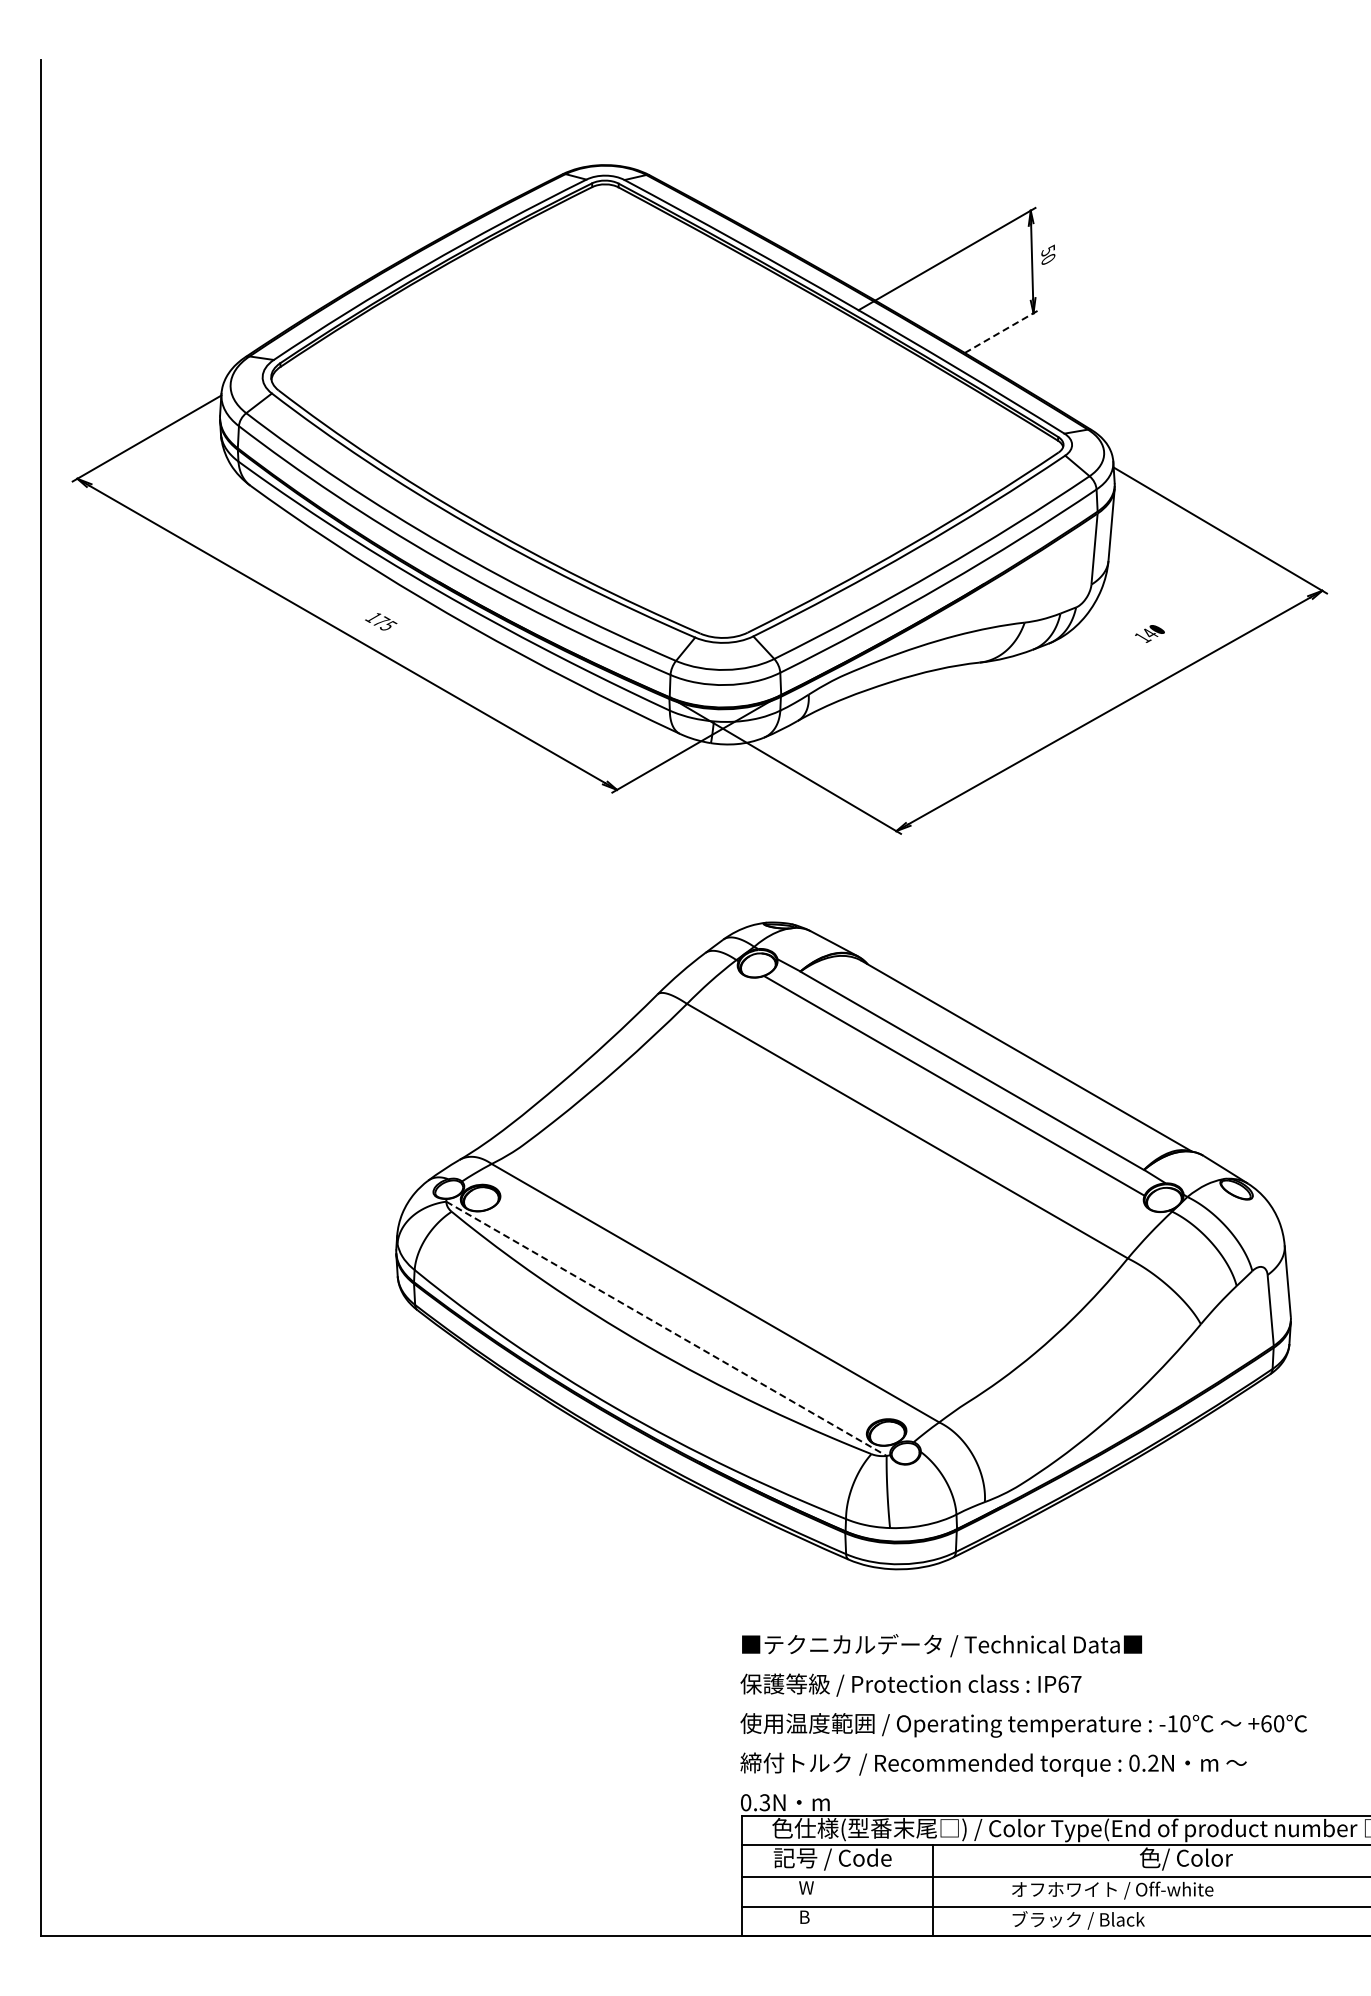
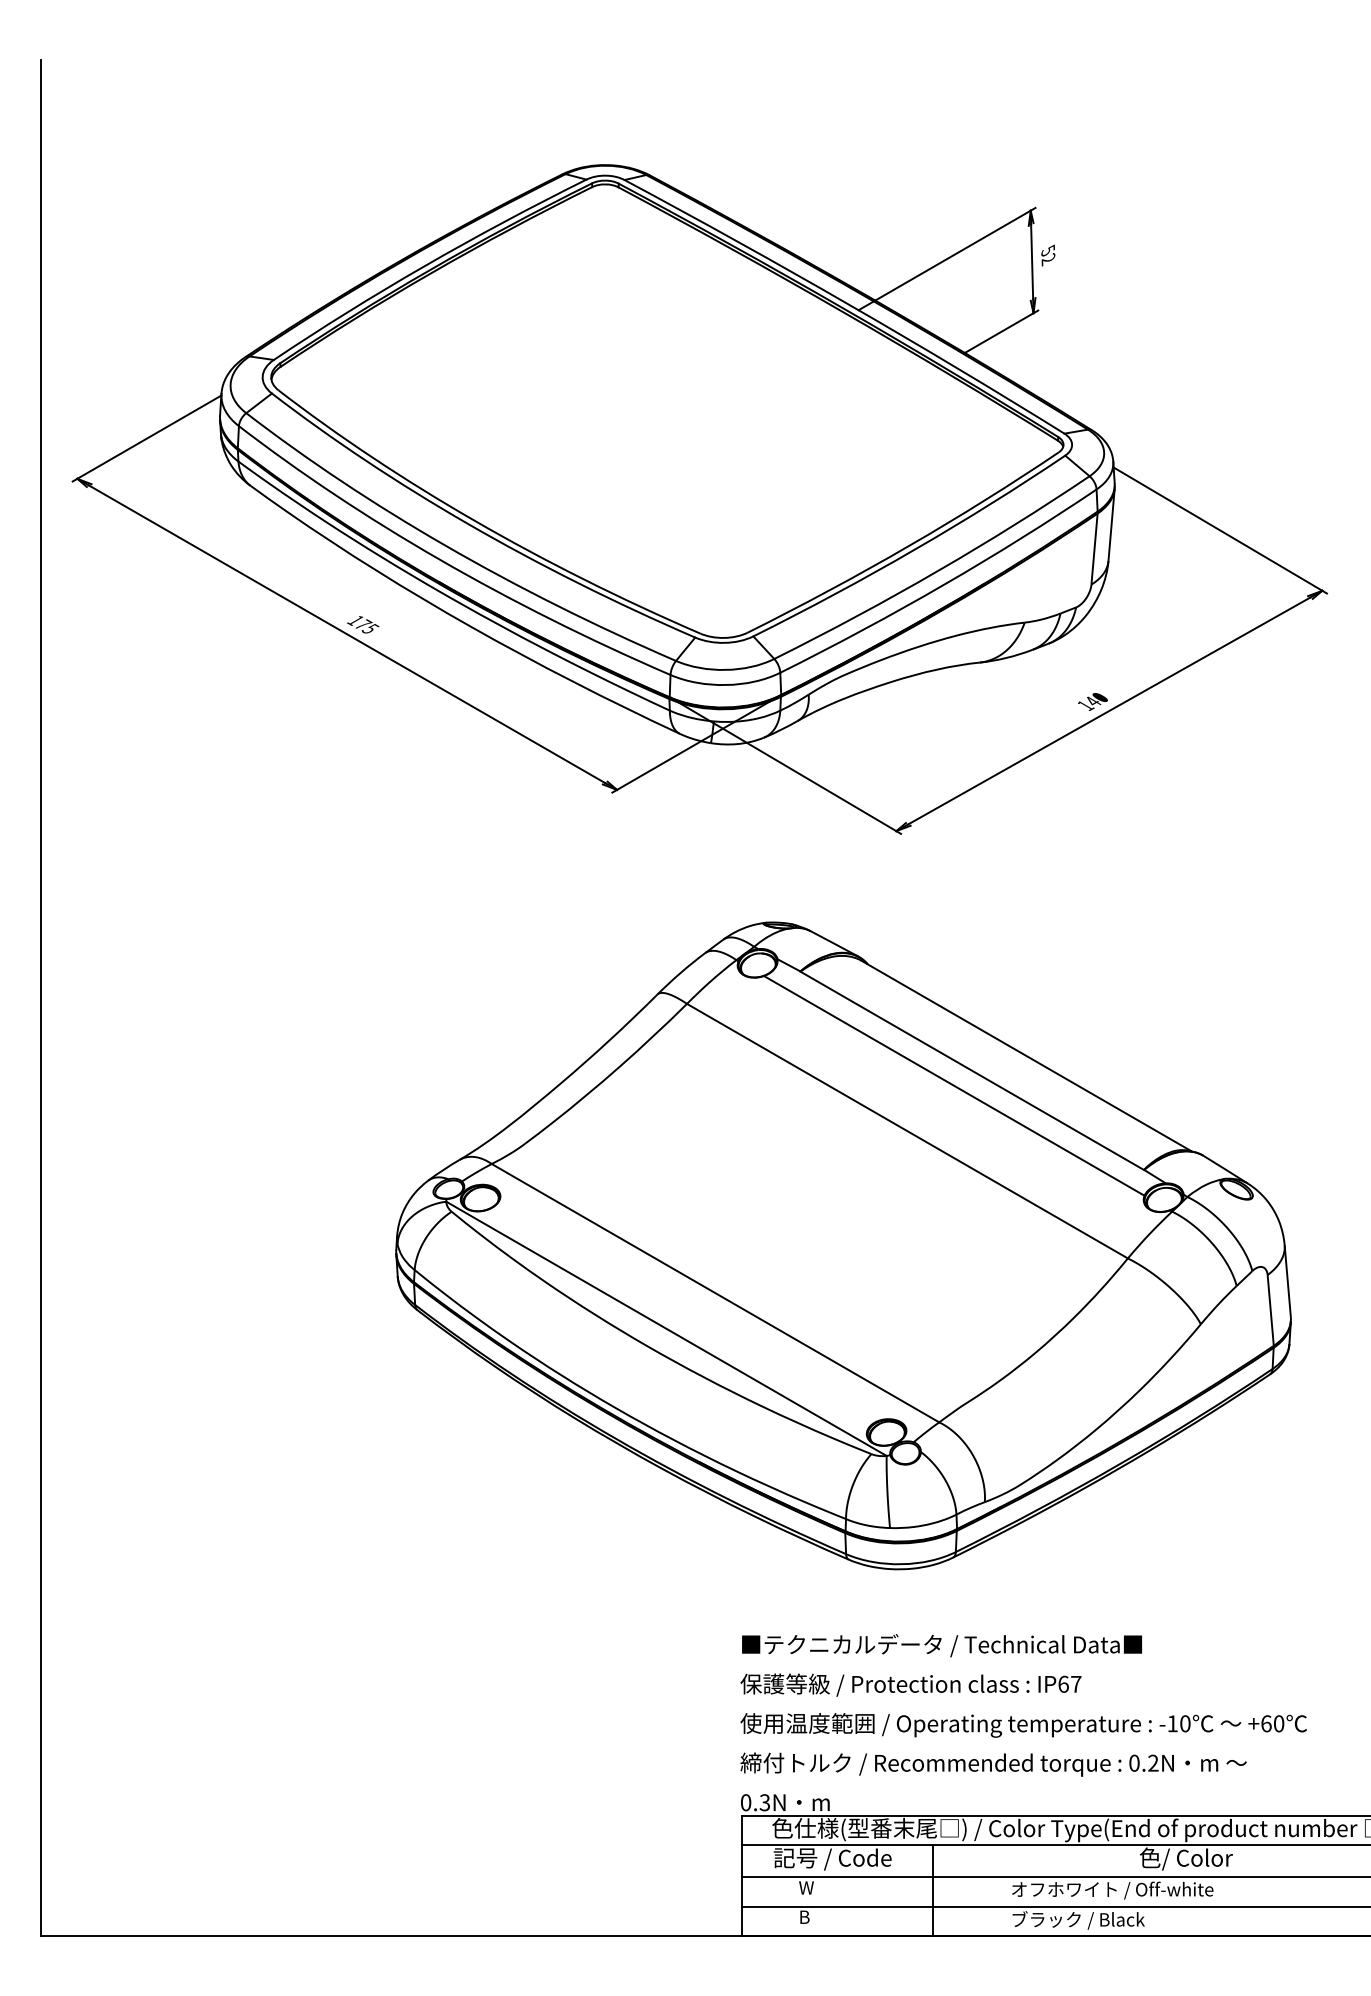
text: 50 -> 52 (1048, 259)
line: dashed -> solid (1001, 331)
text position: (381, 621) -> (363, 624) (363, 624)
text position: (1149, 633) -> (1092, 701) (1092, 701)
line: dashed -> solid (666, 1329)
